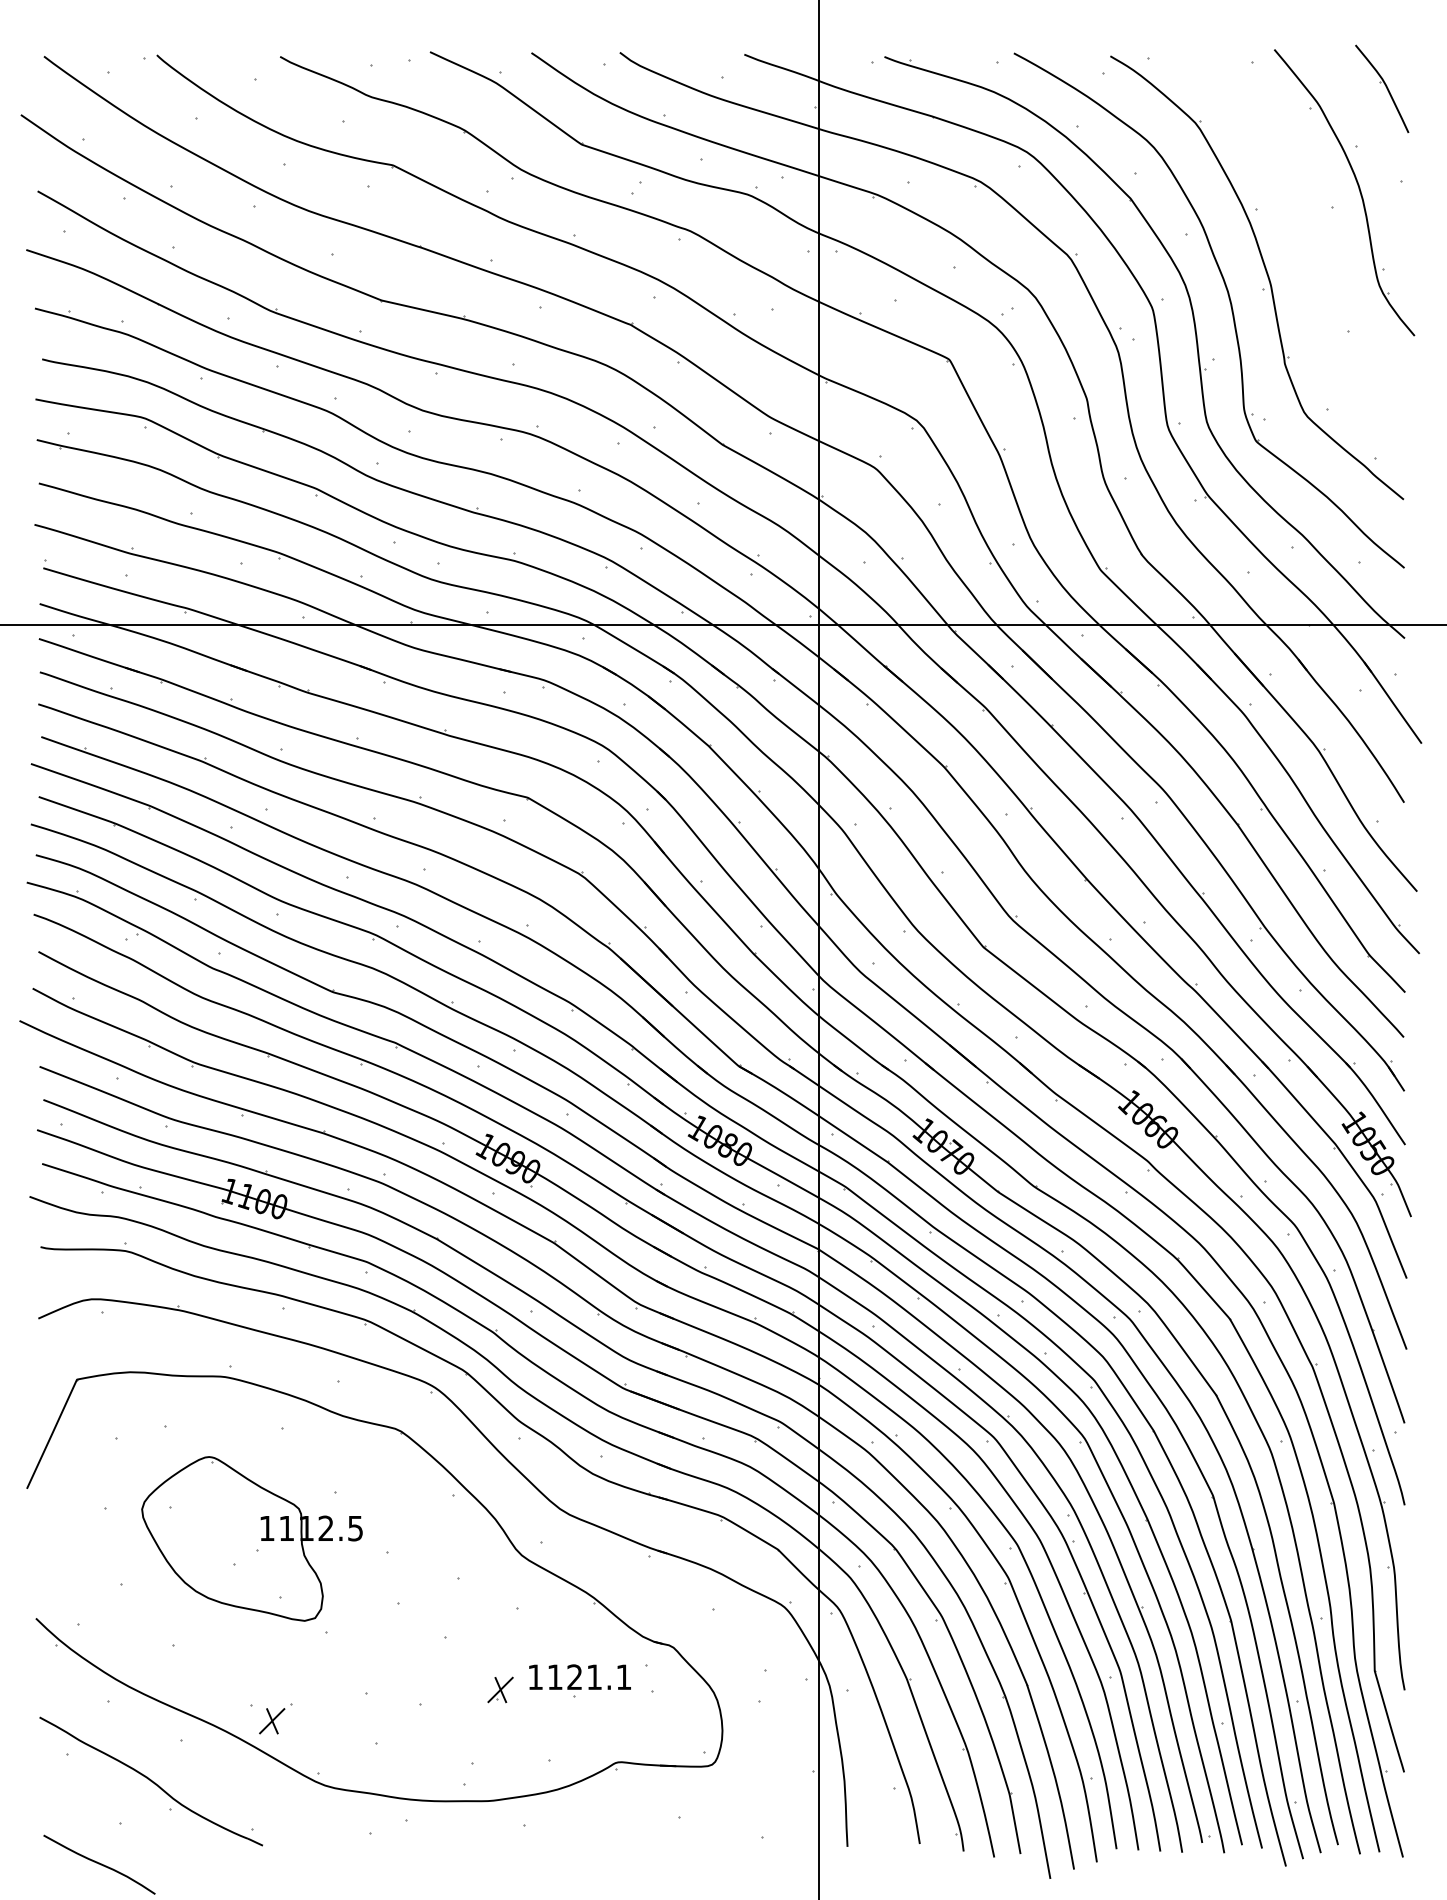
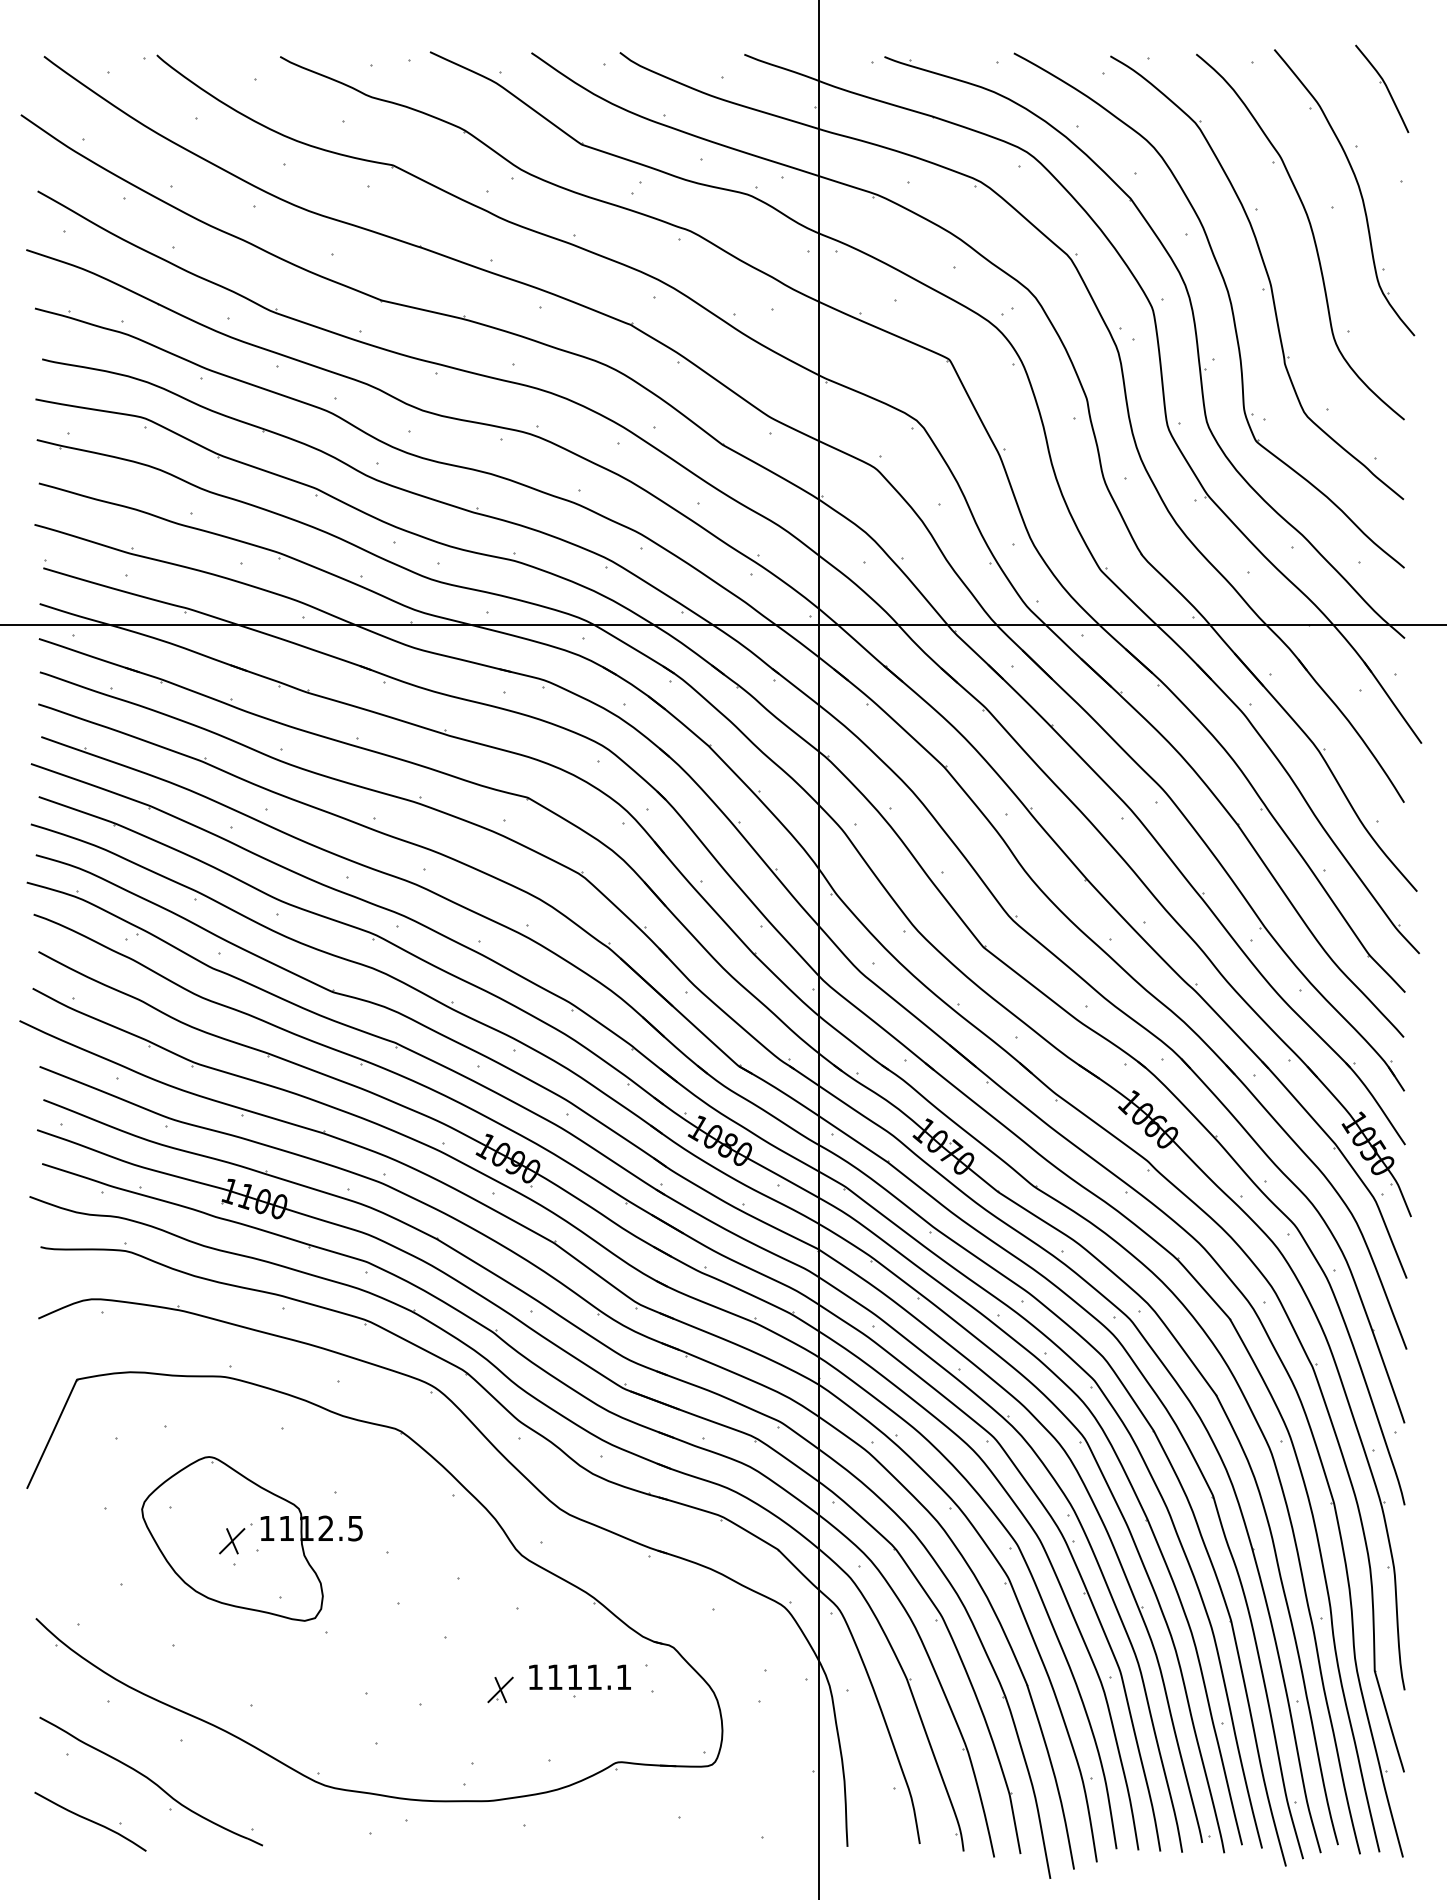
part: none -> present (1311, 232)
text: 1121.1 -> 1111.1 (574, 1676)
part position: (275, 1718) -> (235, 1538) (235, 1538)
curve position: (99, 1864) -> (90, 1821) (90, 1821)
